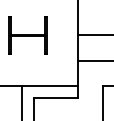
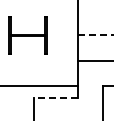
line: solid -> dashed (96, 35)
line: solid -> dashed (55, 98)
line: present -> none (21, 101)
